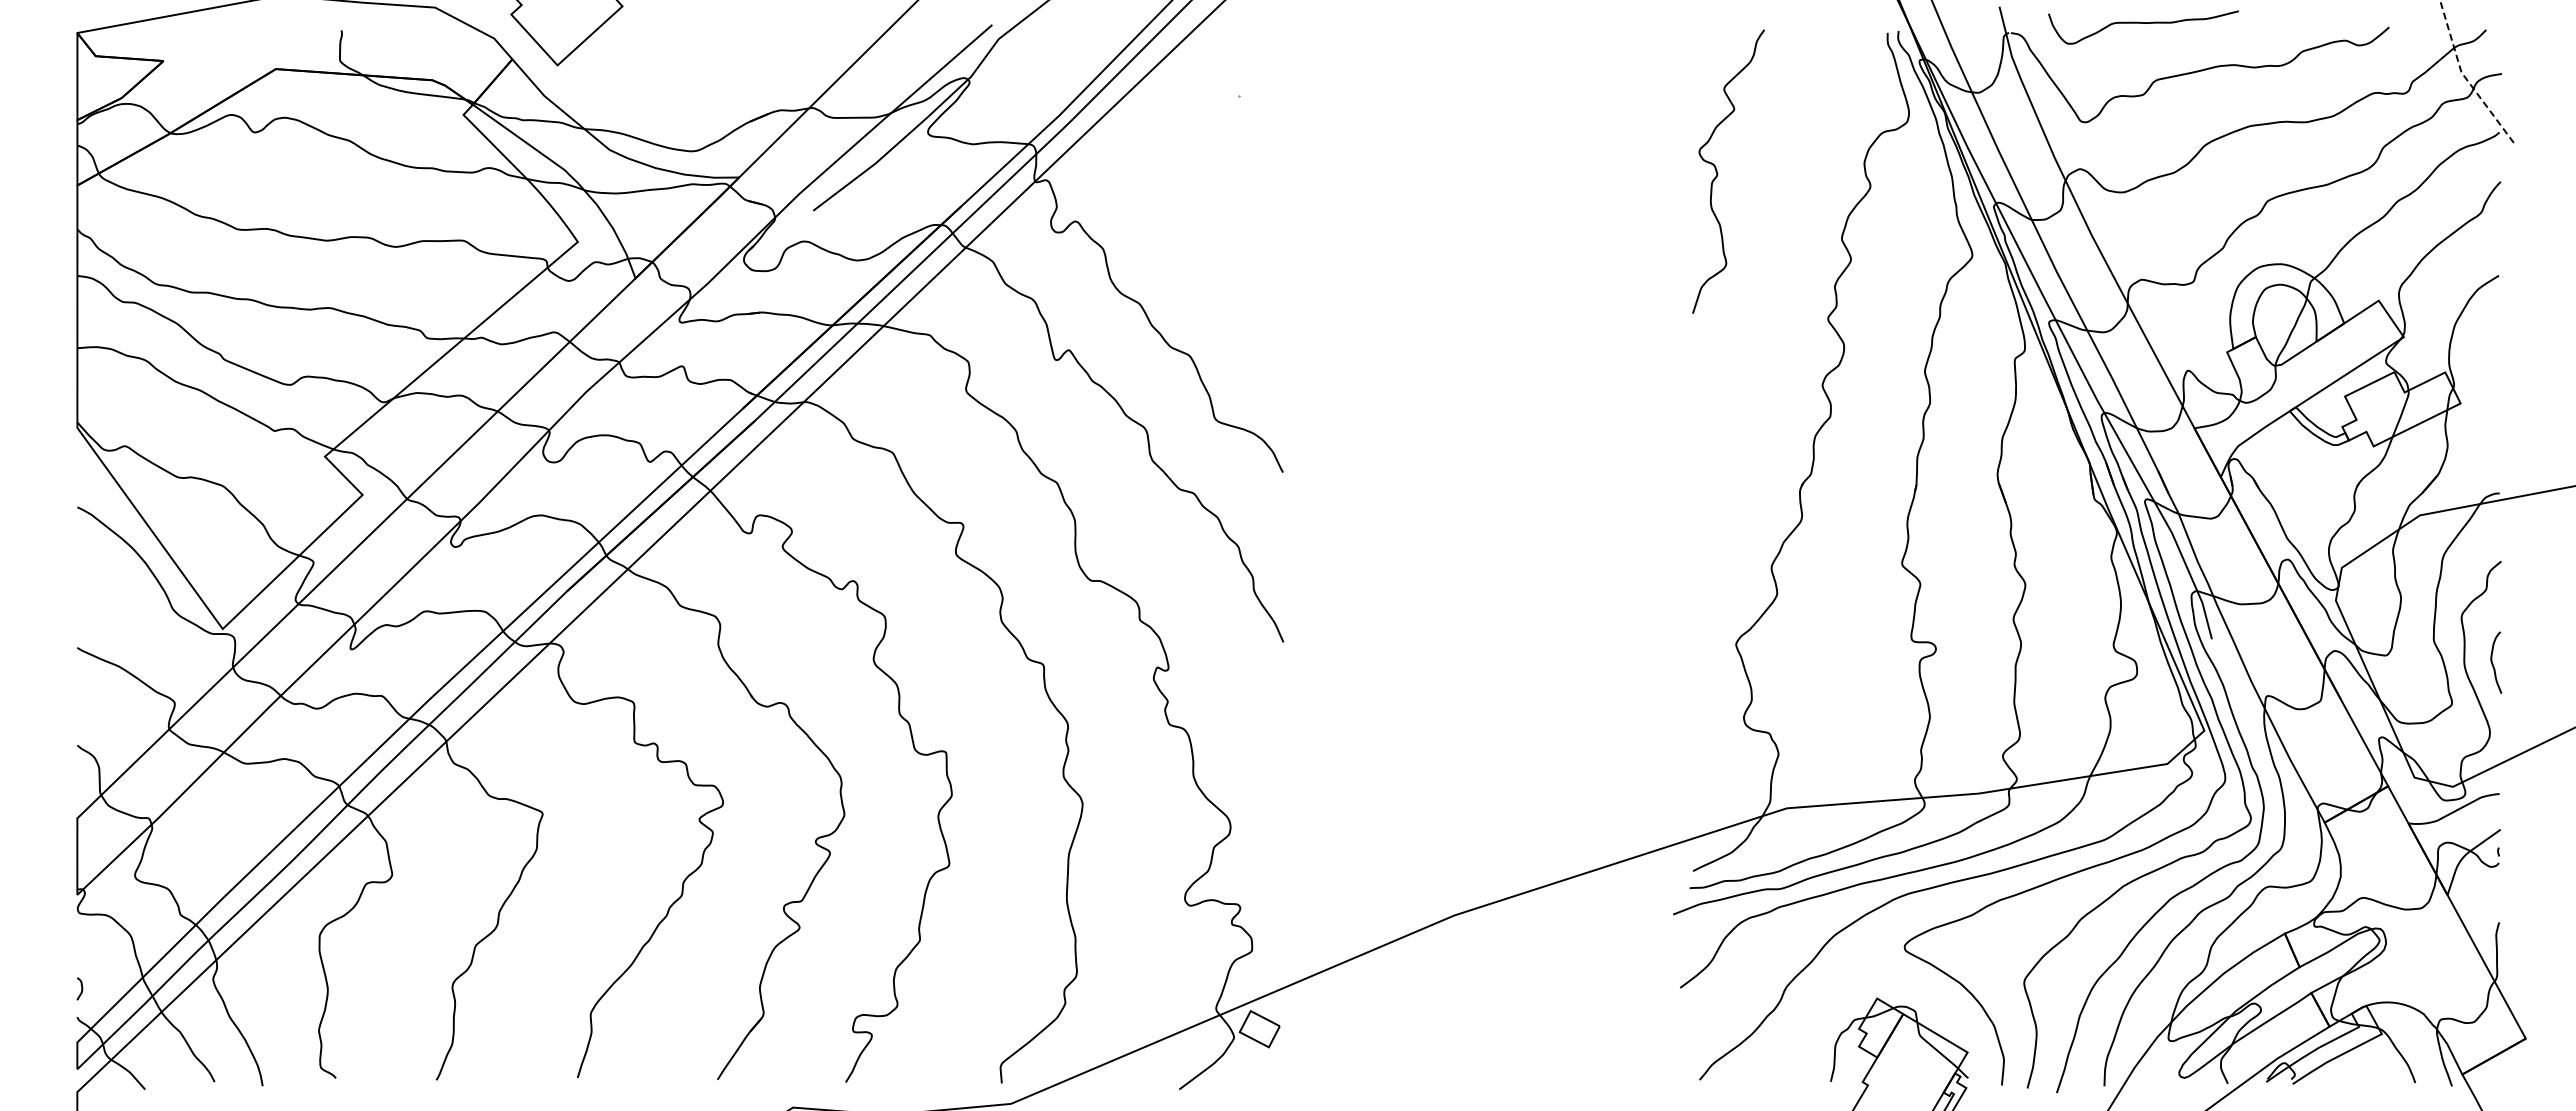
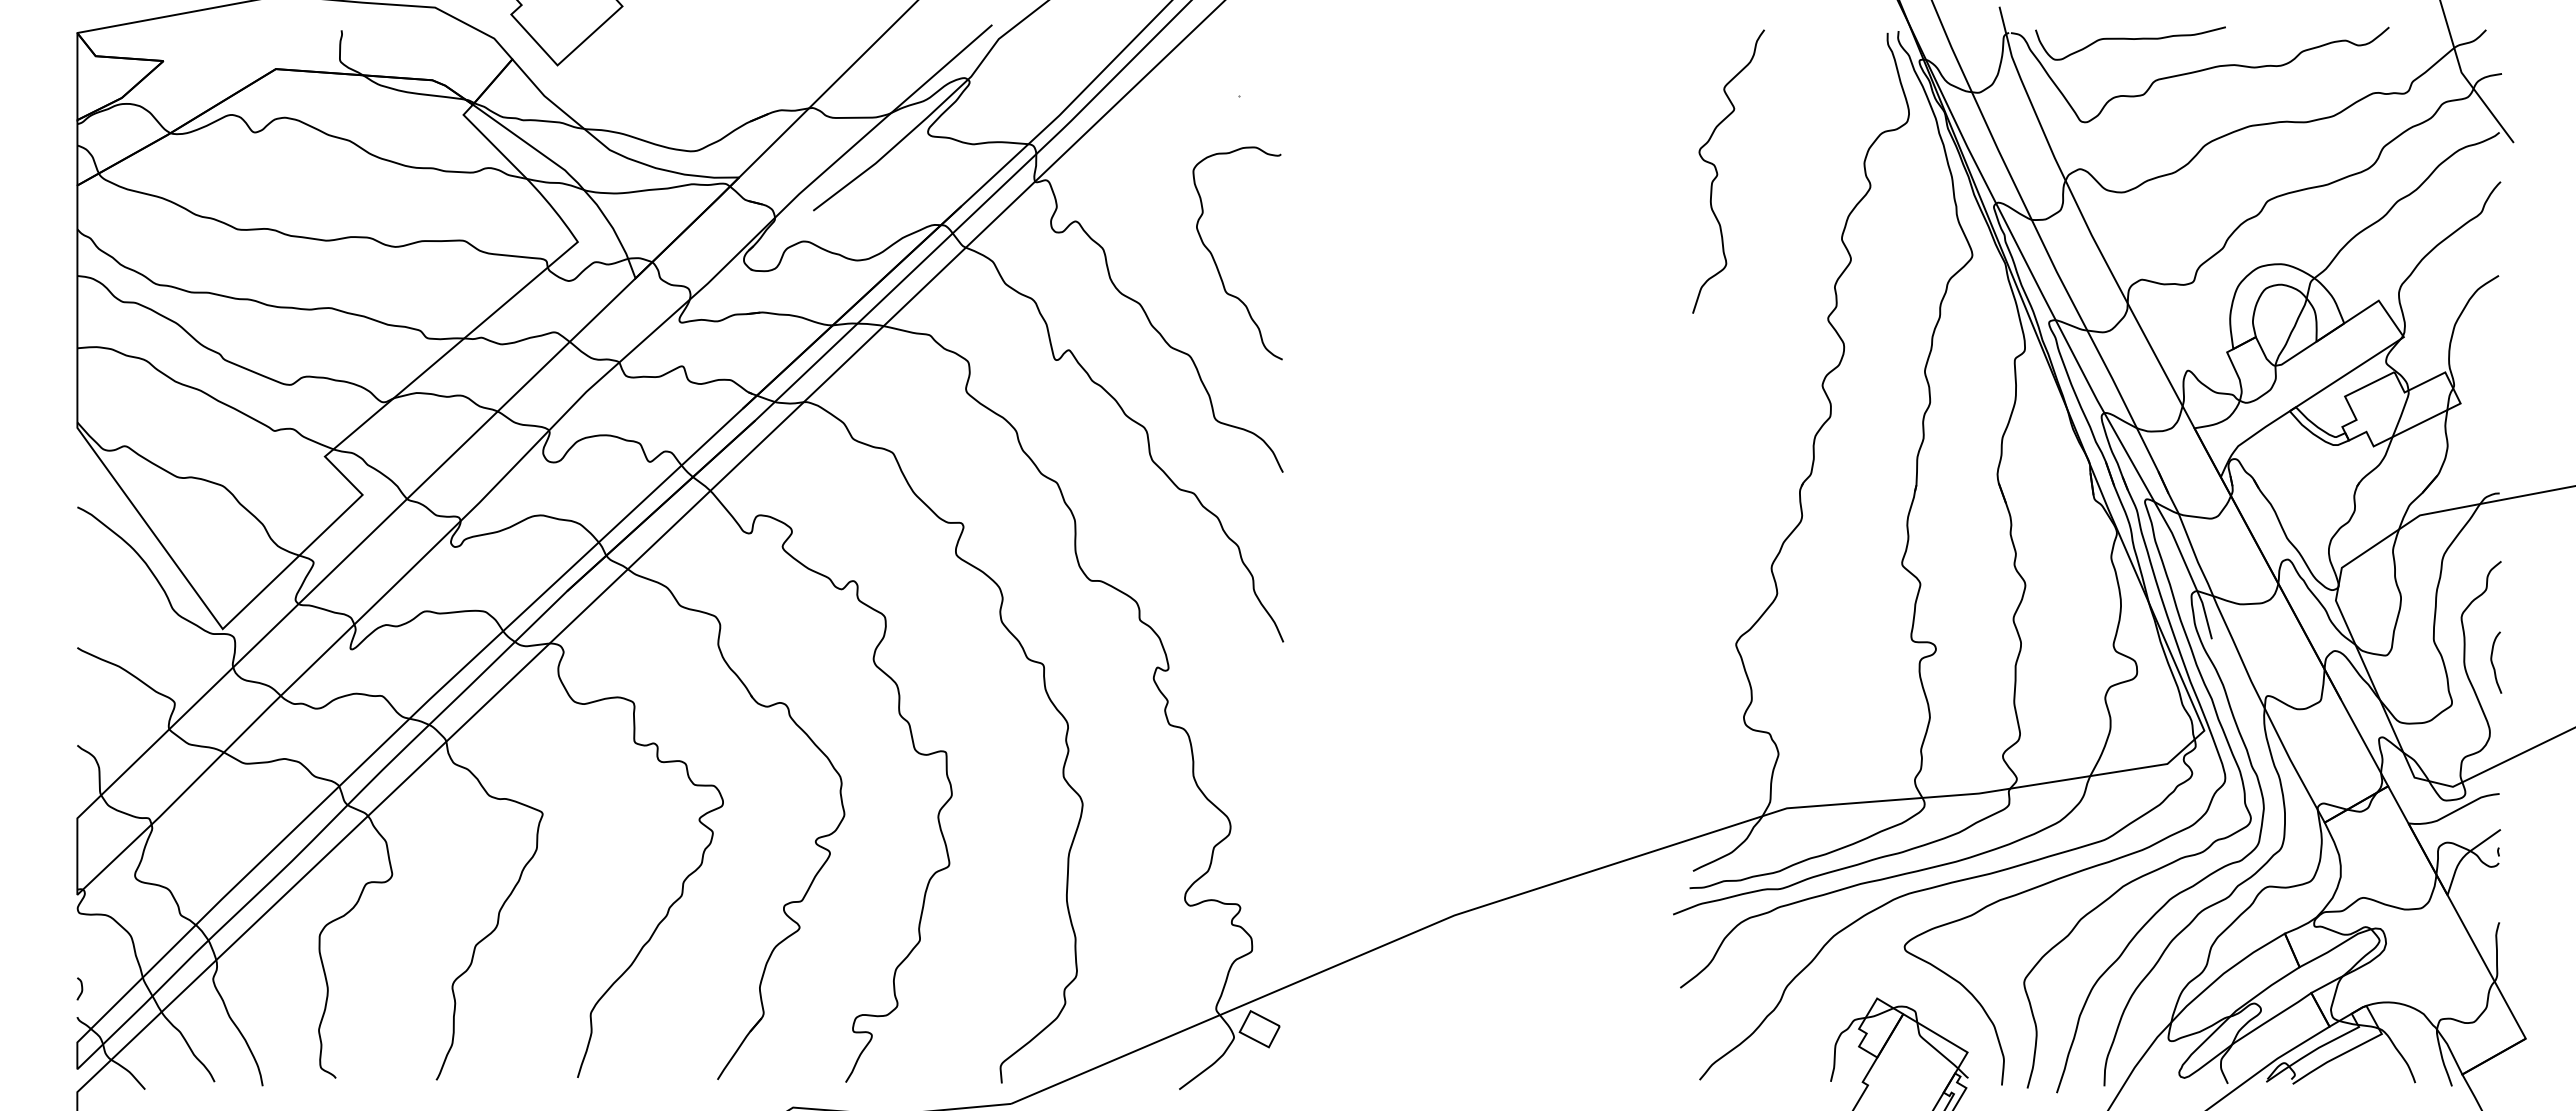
curve position: (2143, 23) -> (2130, 39) (2130, 39)
line: dashed -> solid (2464, 76)
curve: none -> present (1215, 260)
